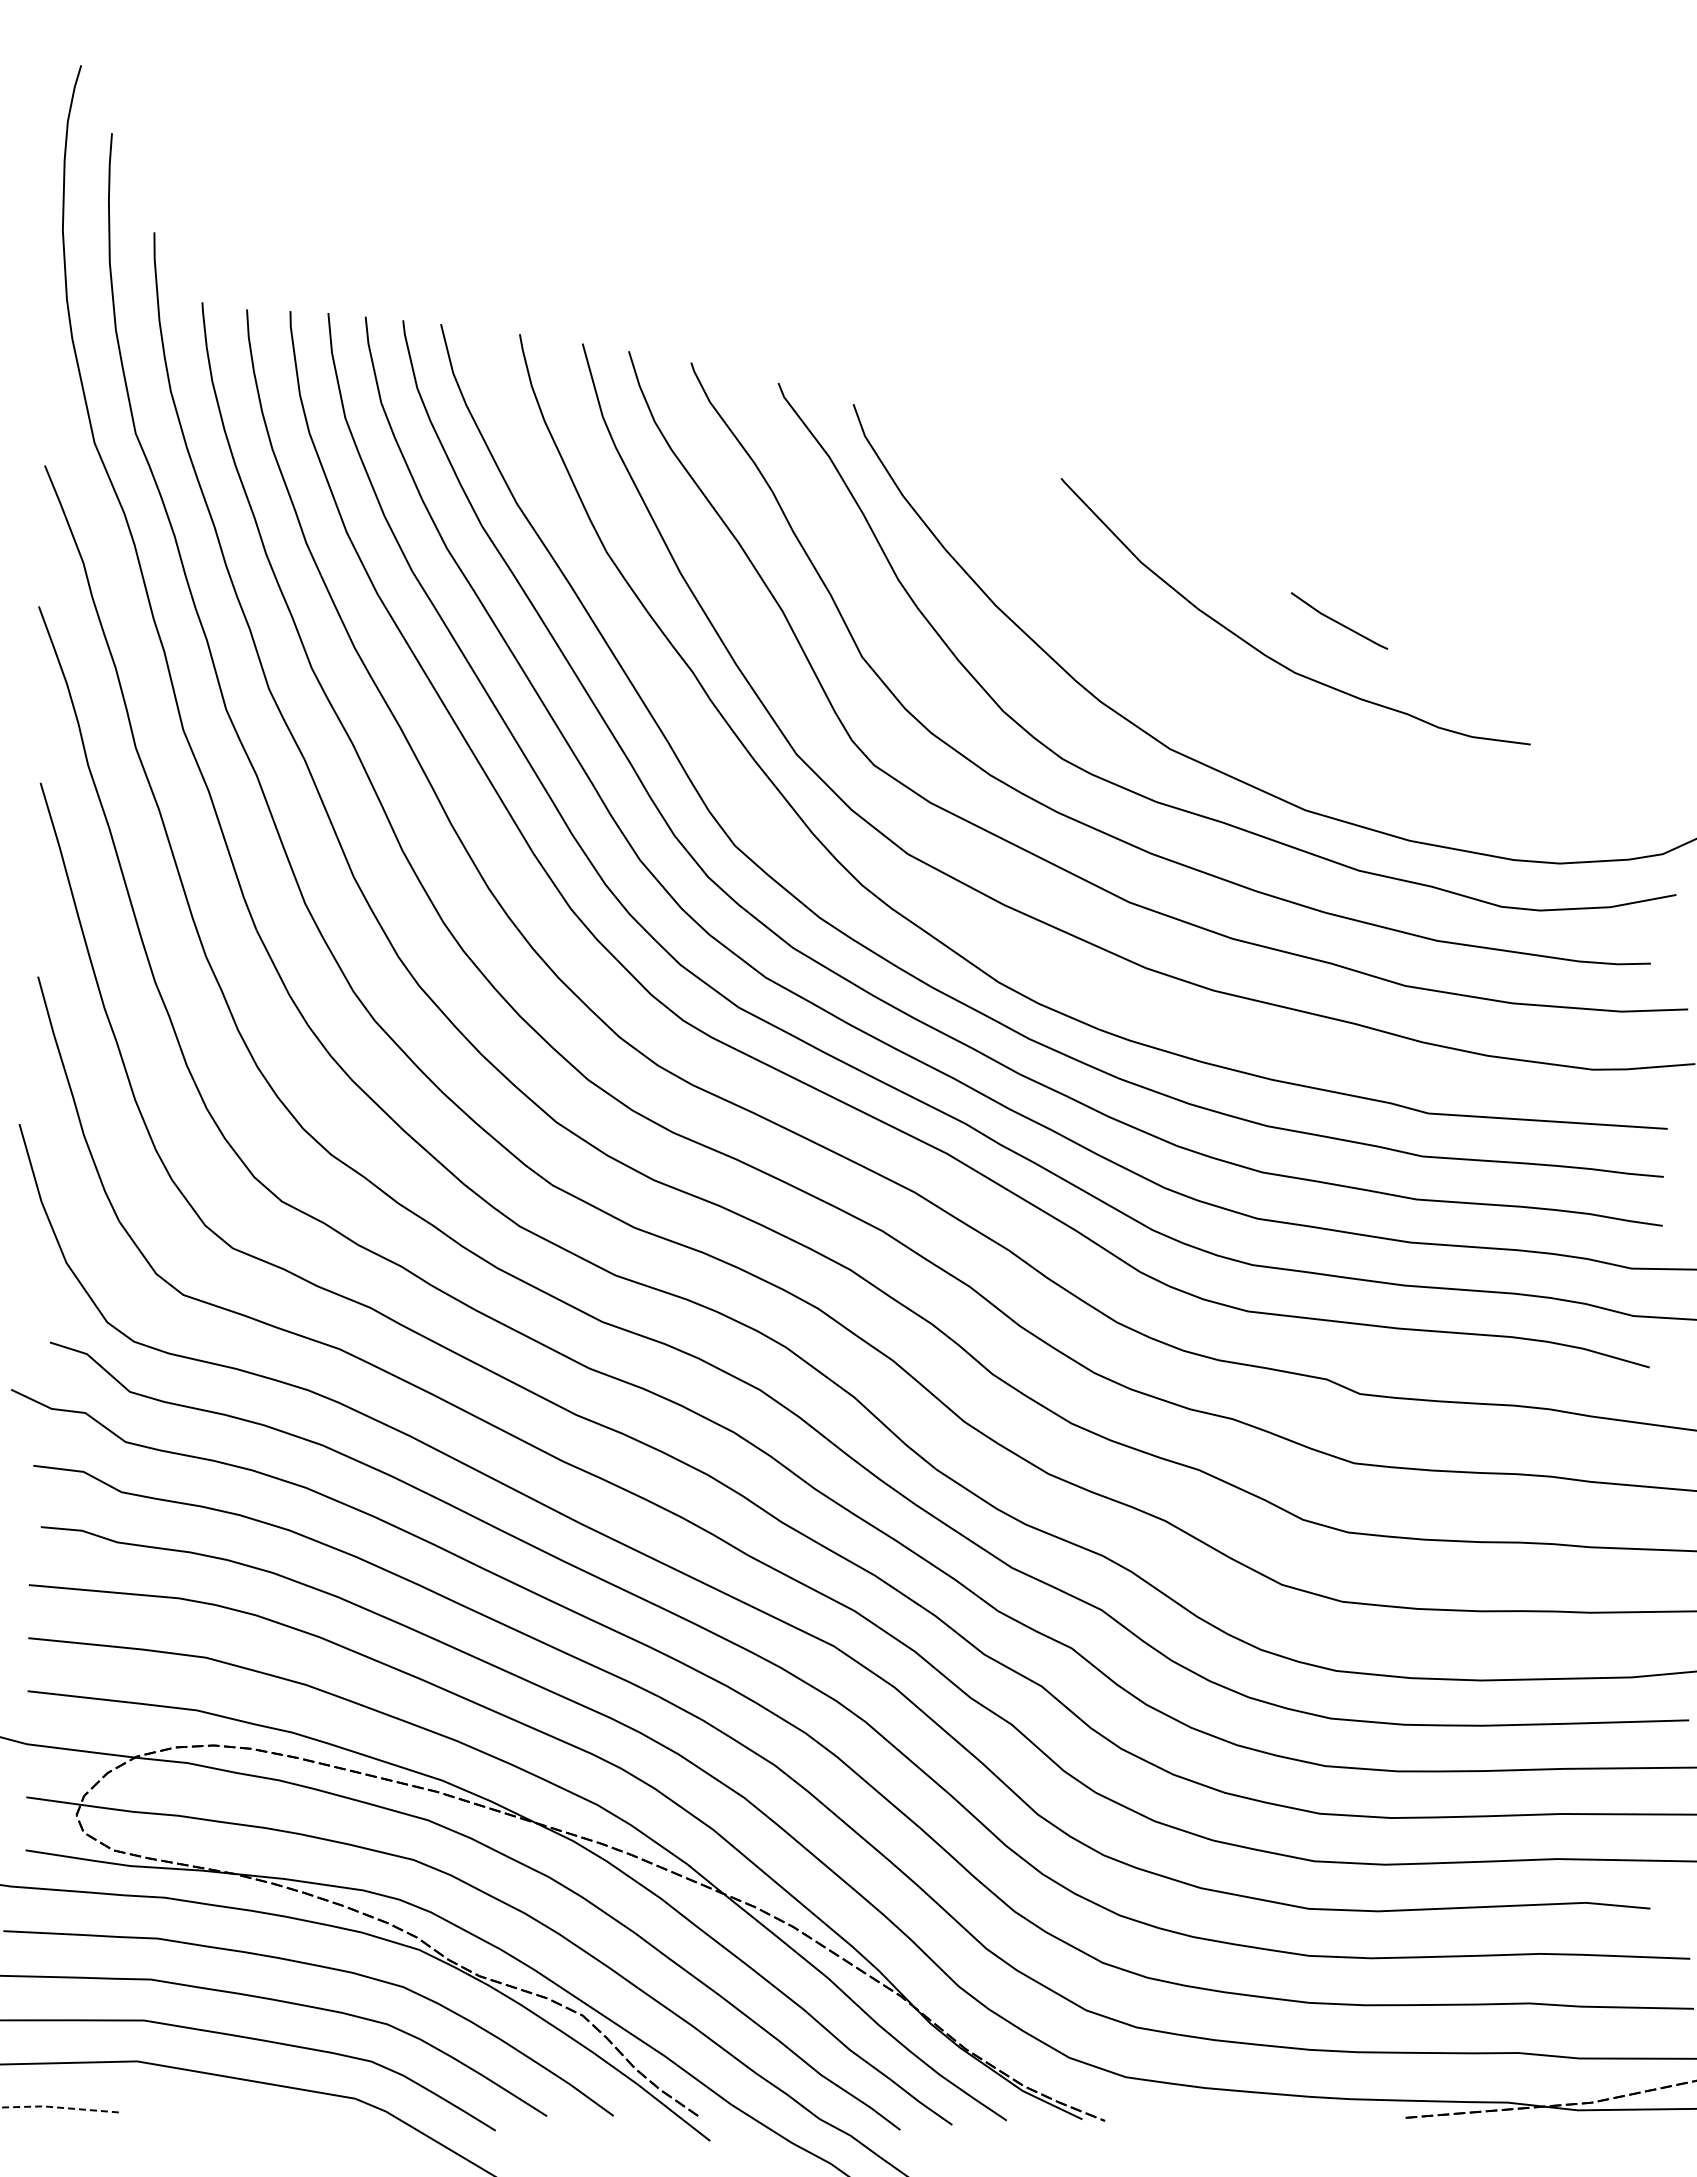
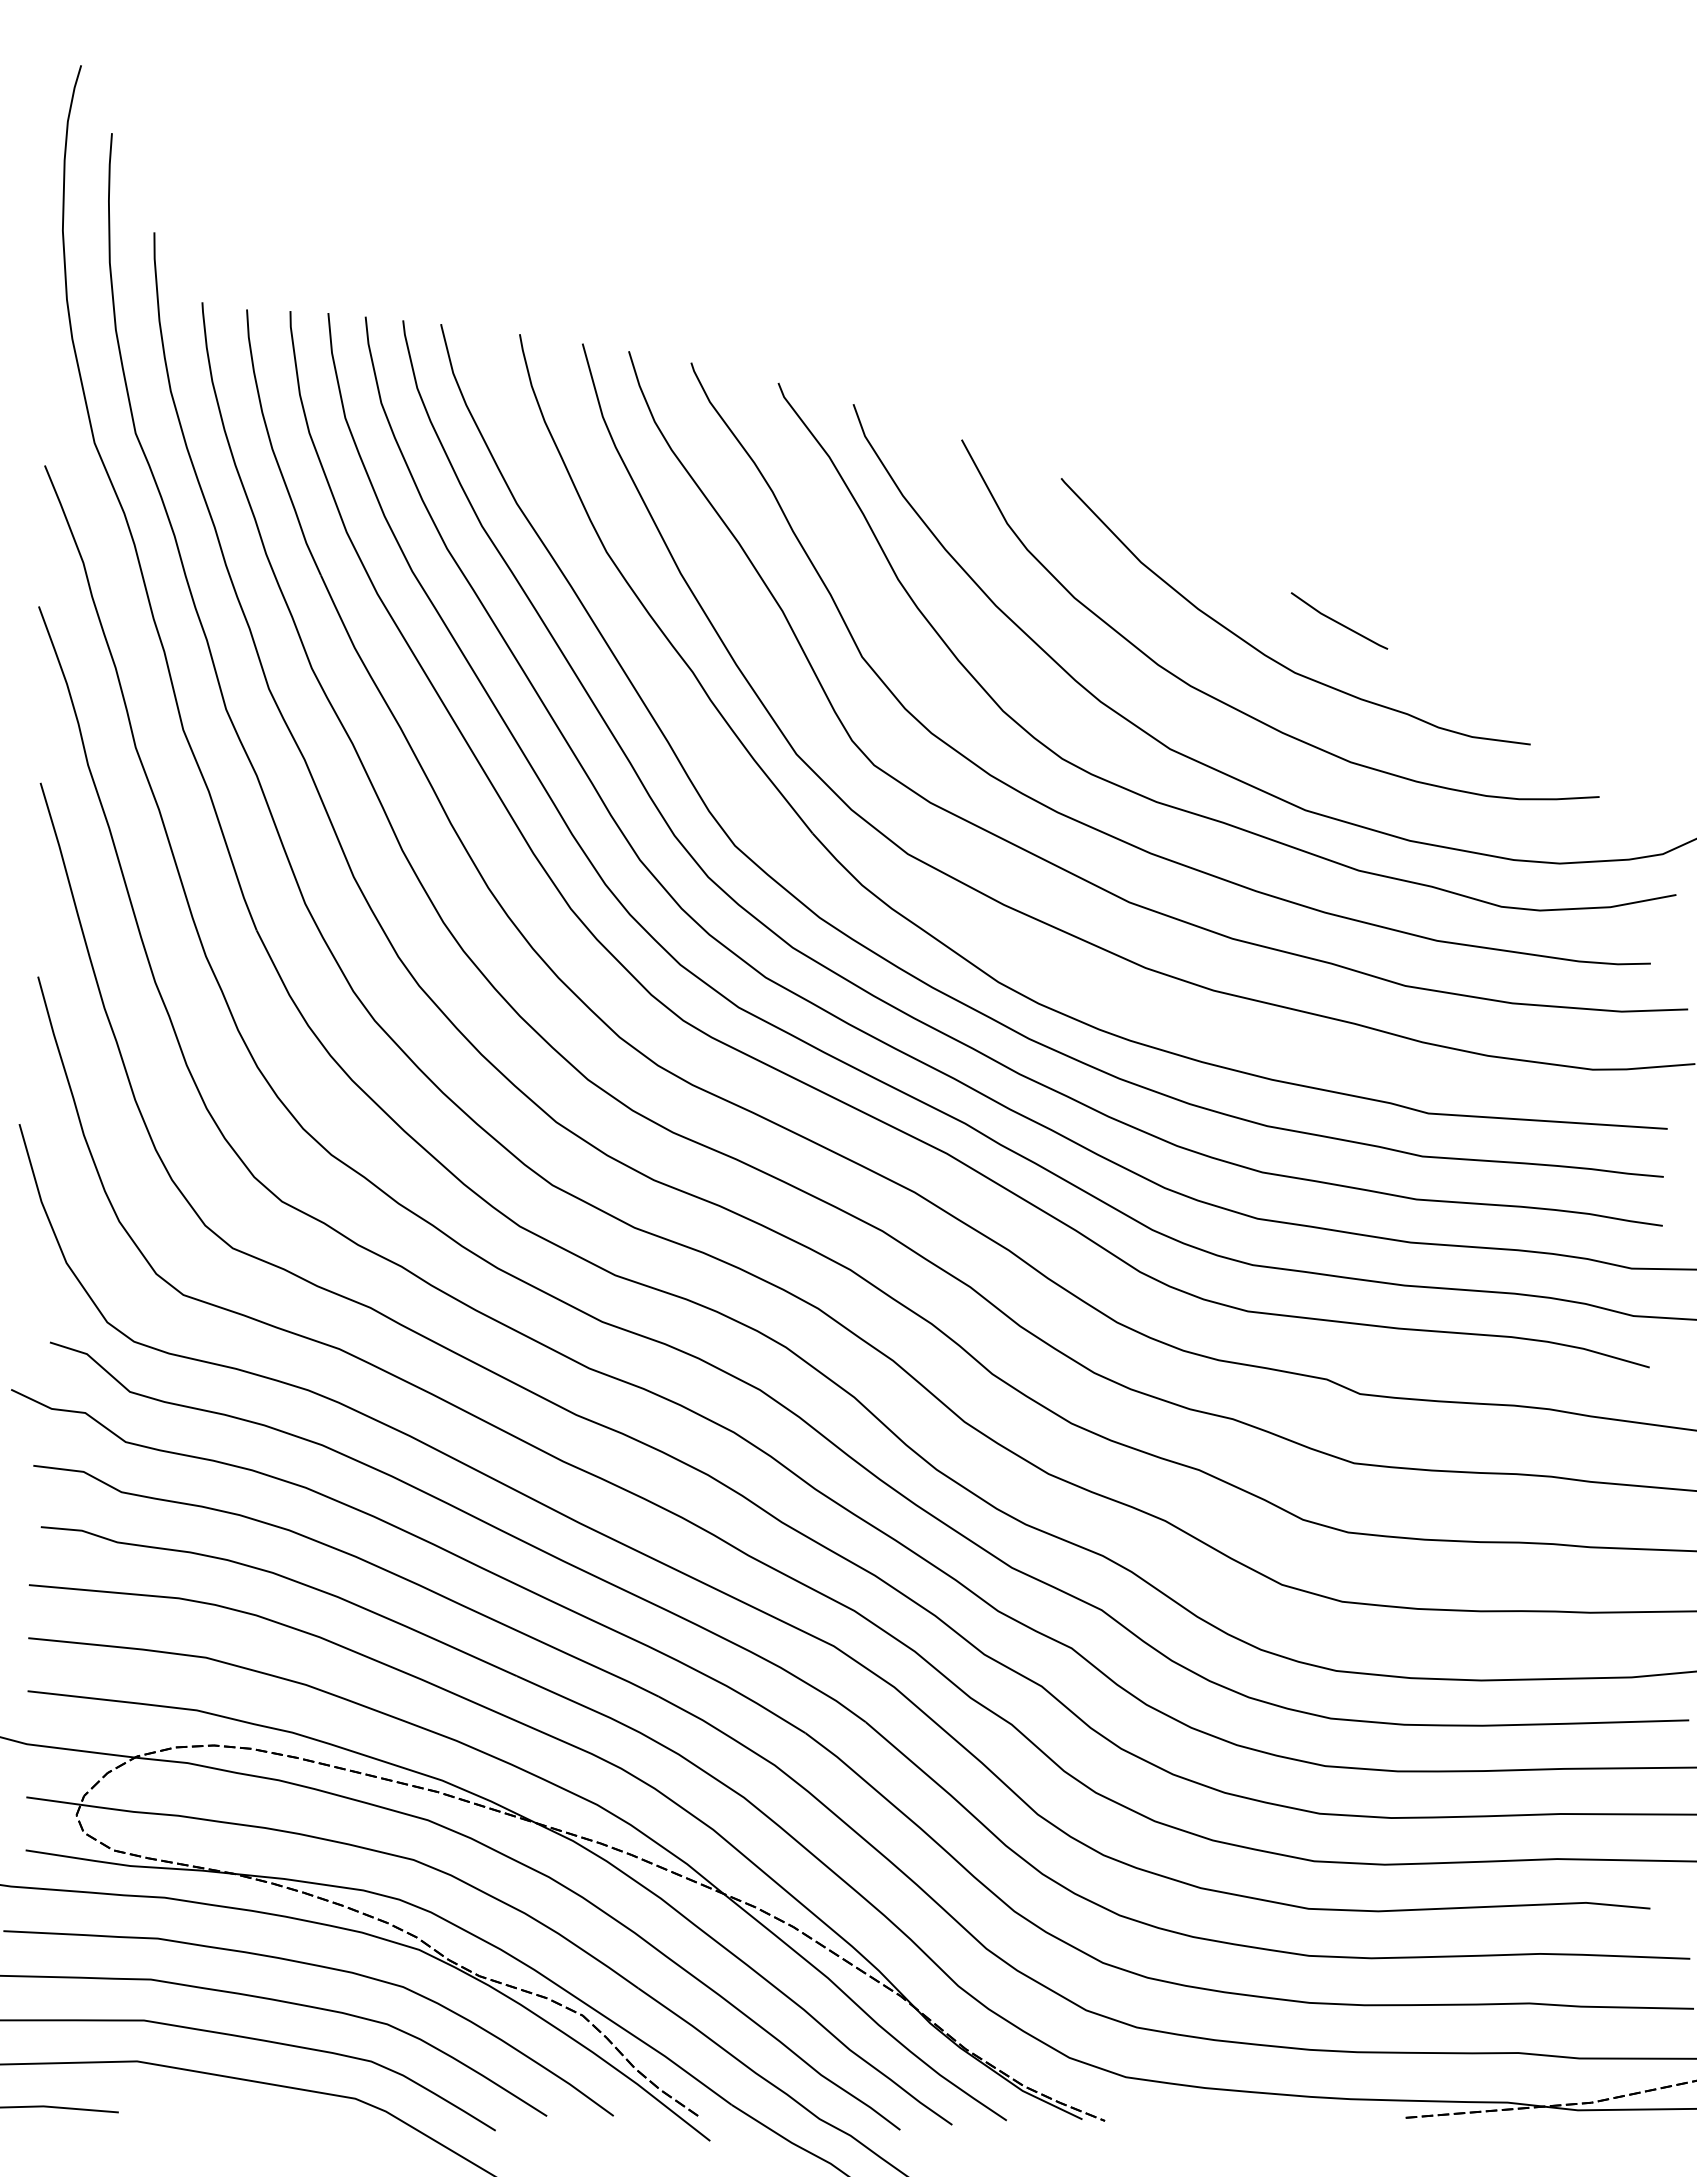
curve: none -> present (1235, 707)
line: dashed -> solid (59, 2107)
